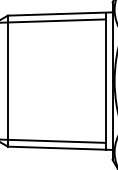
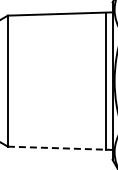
line: present -> none (53, 20)
line: present -> none (53, 140)
line: solid -> dashed (60, 148)
